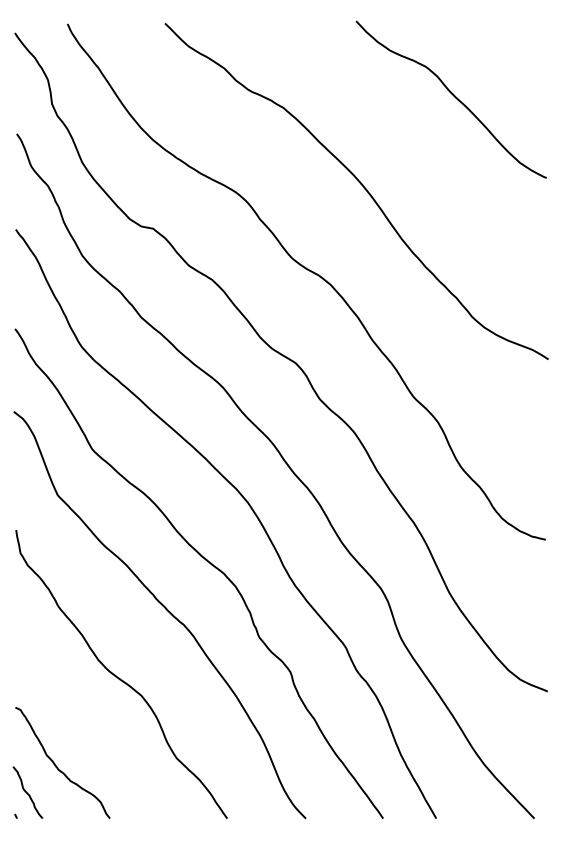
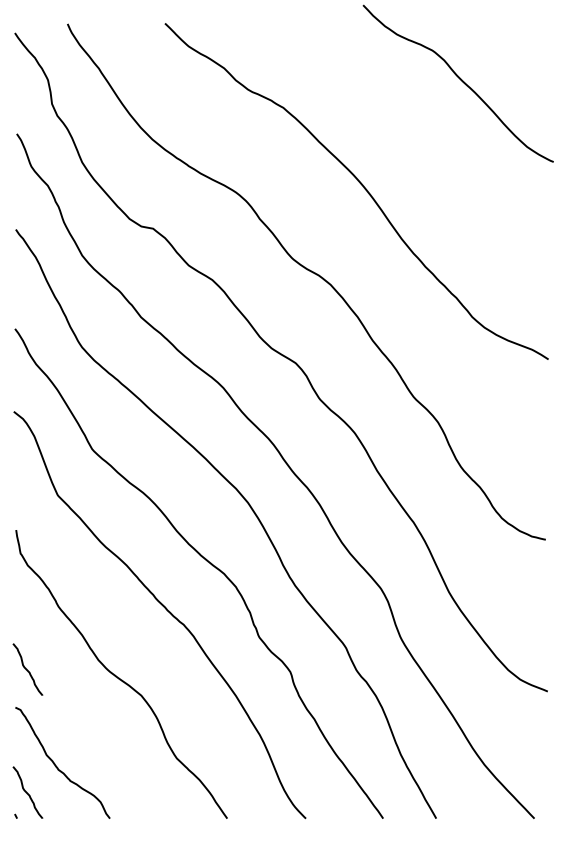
curve position: (453, 96) -> (460, 80) (460, 80)
curve: none -> present (27, 669)
